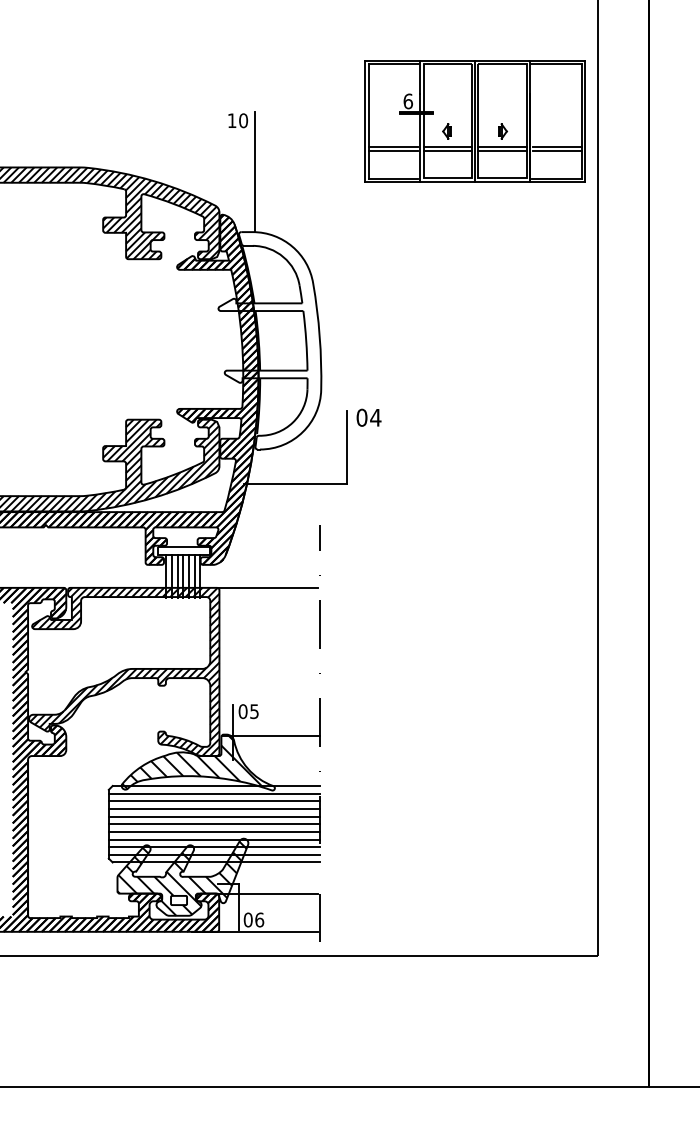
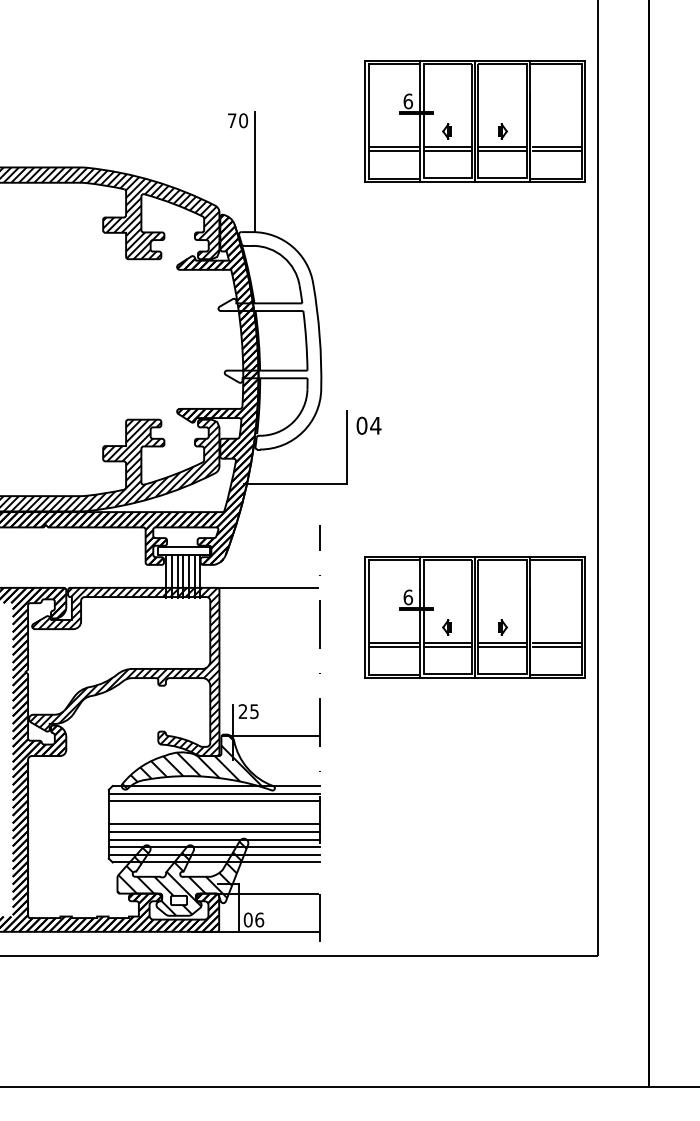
text: 10 -> 70 (232, 120)
text position: (368, 417) -> (368, 425) (368, 425)
part: none -> present (474, 617)
text: 05 -> 25 (242, 711)
line: present -> none (213, 808)
line: present -> none (213, 816)
